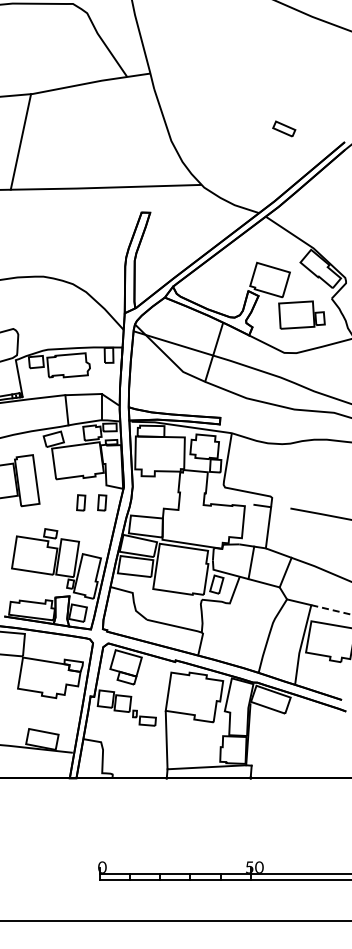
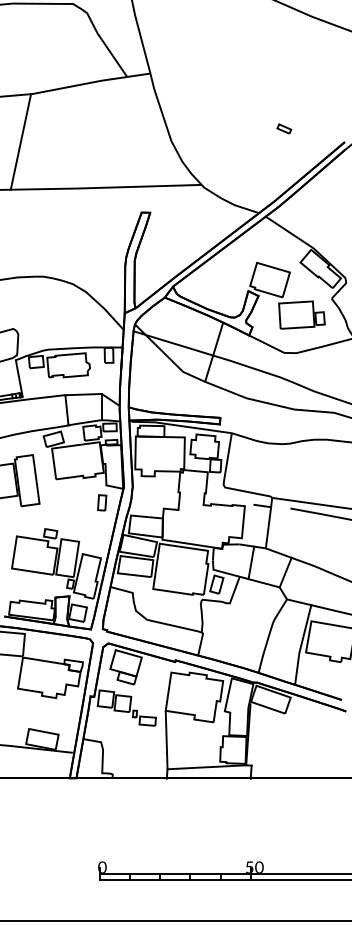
part size: 25x18 px -> 17x12 px (284, 128)
part: present -> none (81, 502)
line: none -> present (310, 502)
line: dashed -> solid (331, 610)
